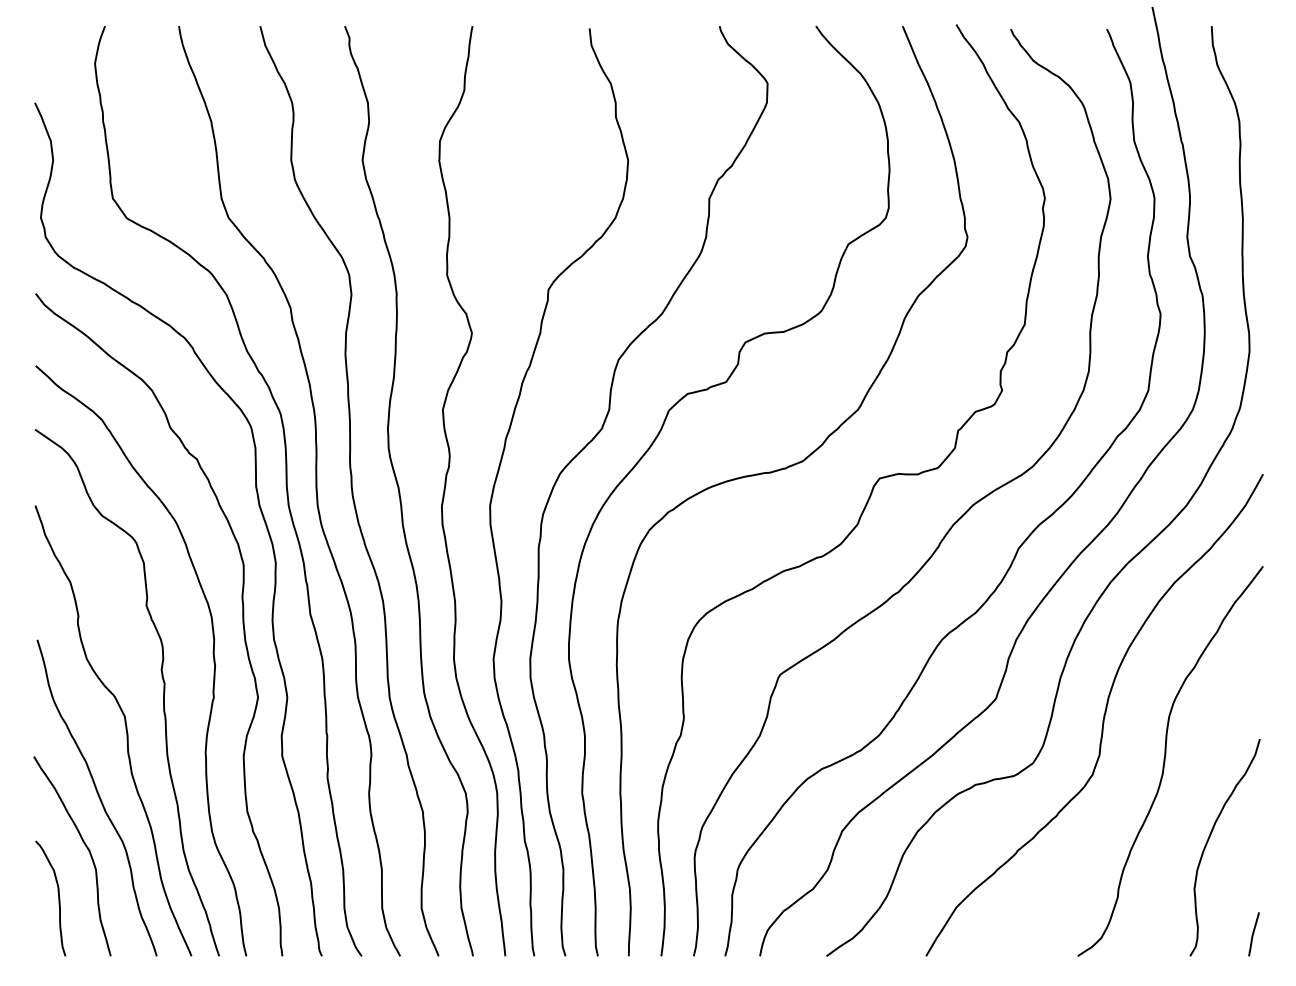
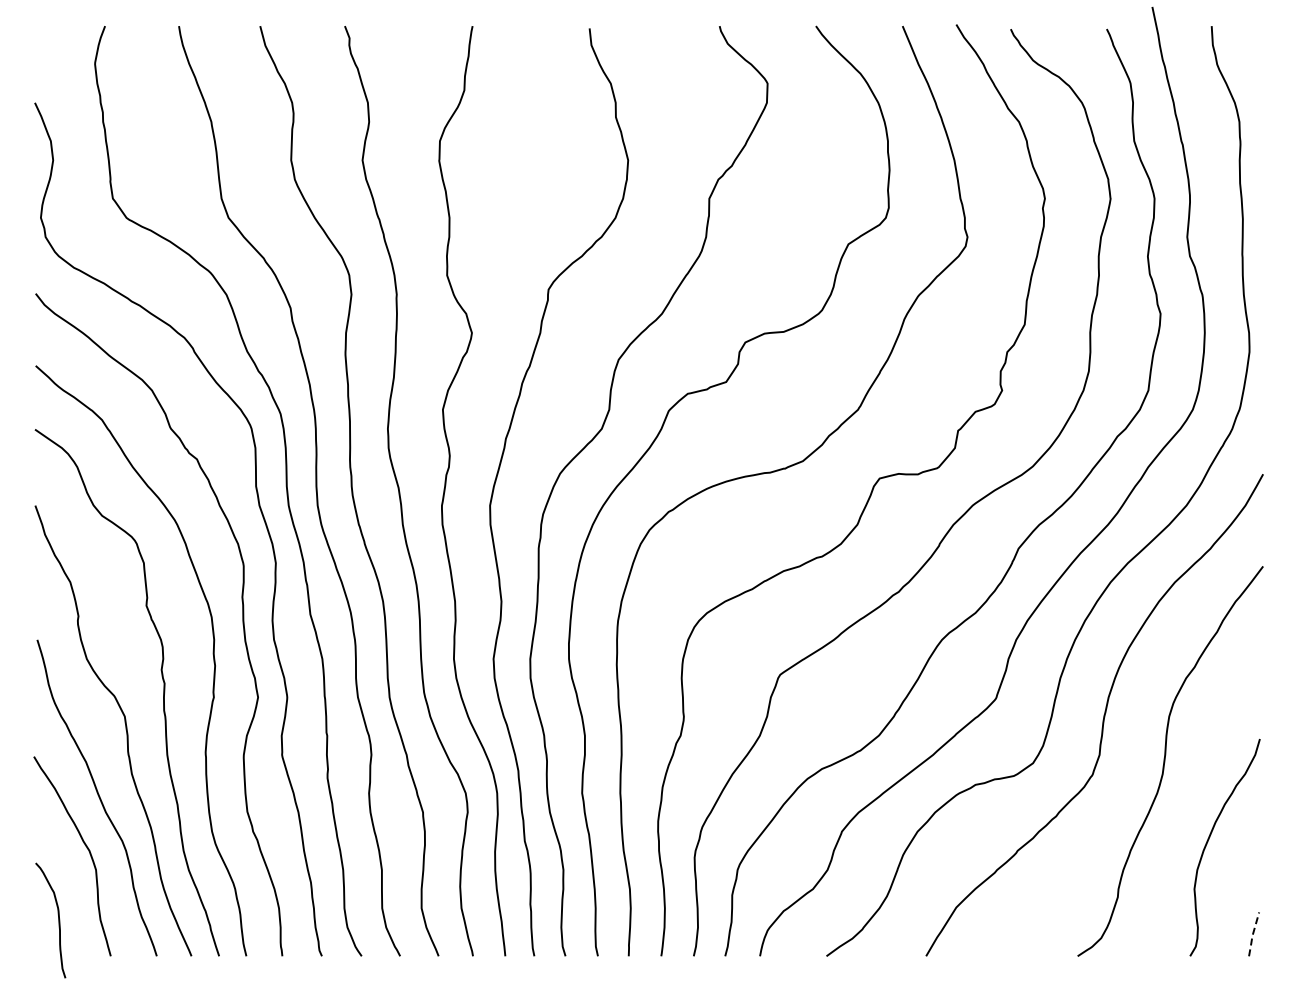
curve position: (58, 898) -> (58, 920) (58, 920)
line: solid -> dashed (1252, 935)
